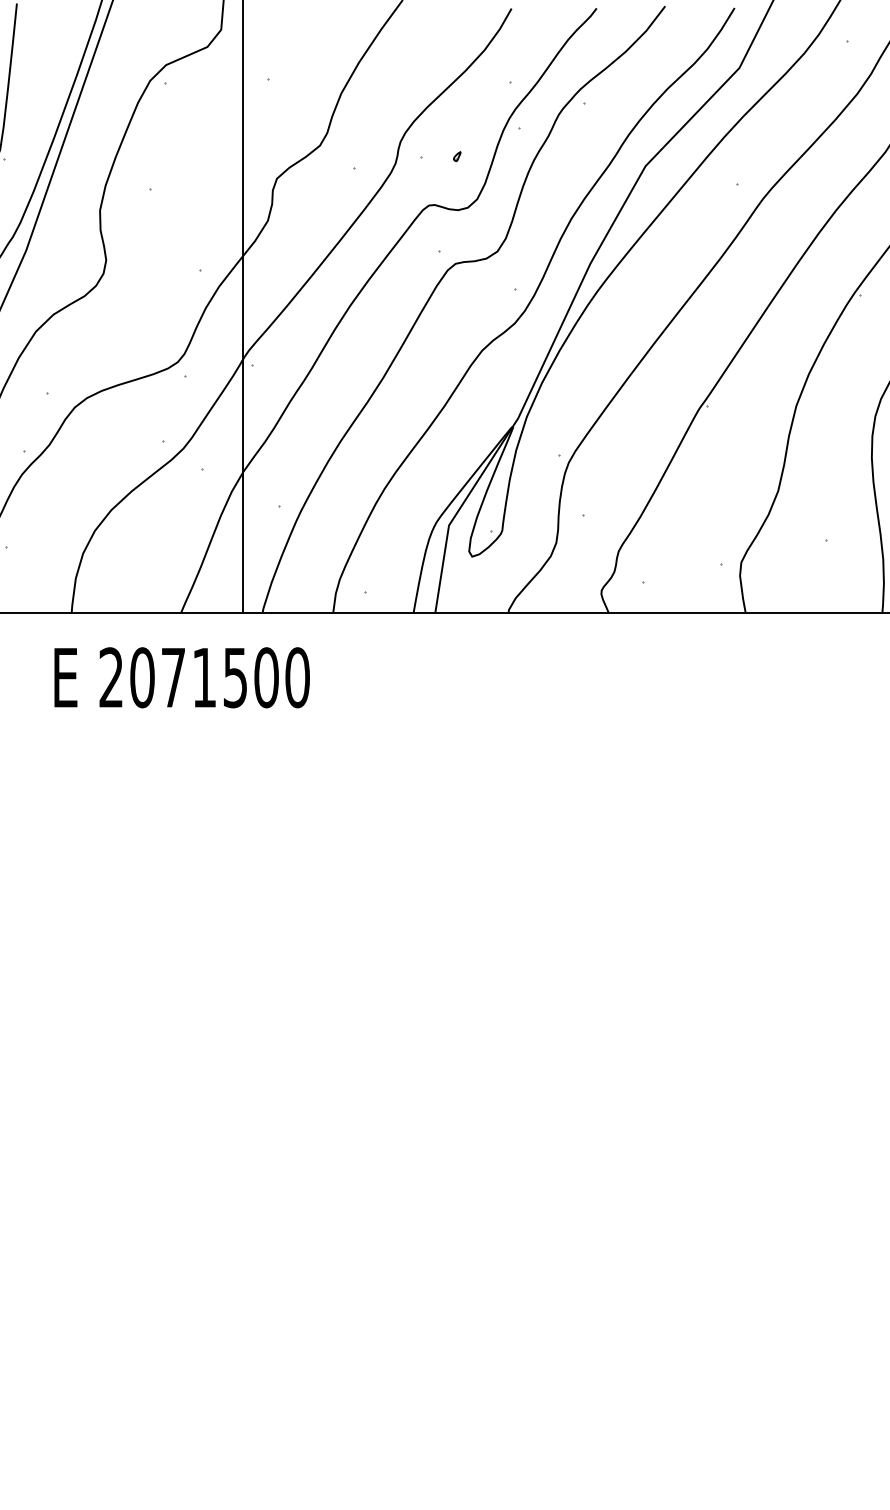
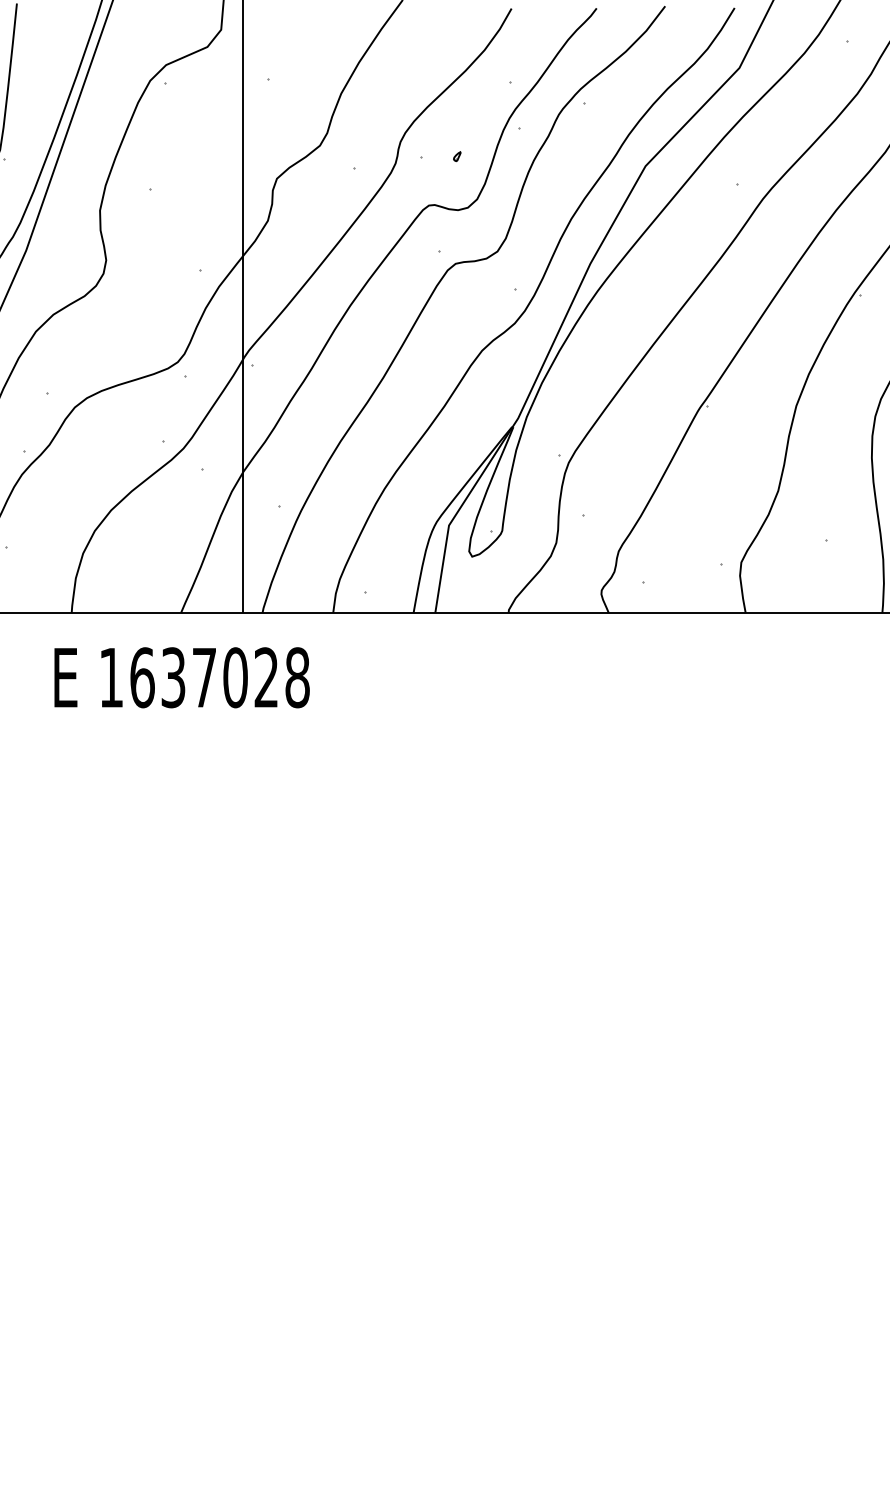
text: 2071500 -> 1637028 (204, 677)
